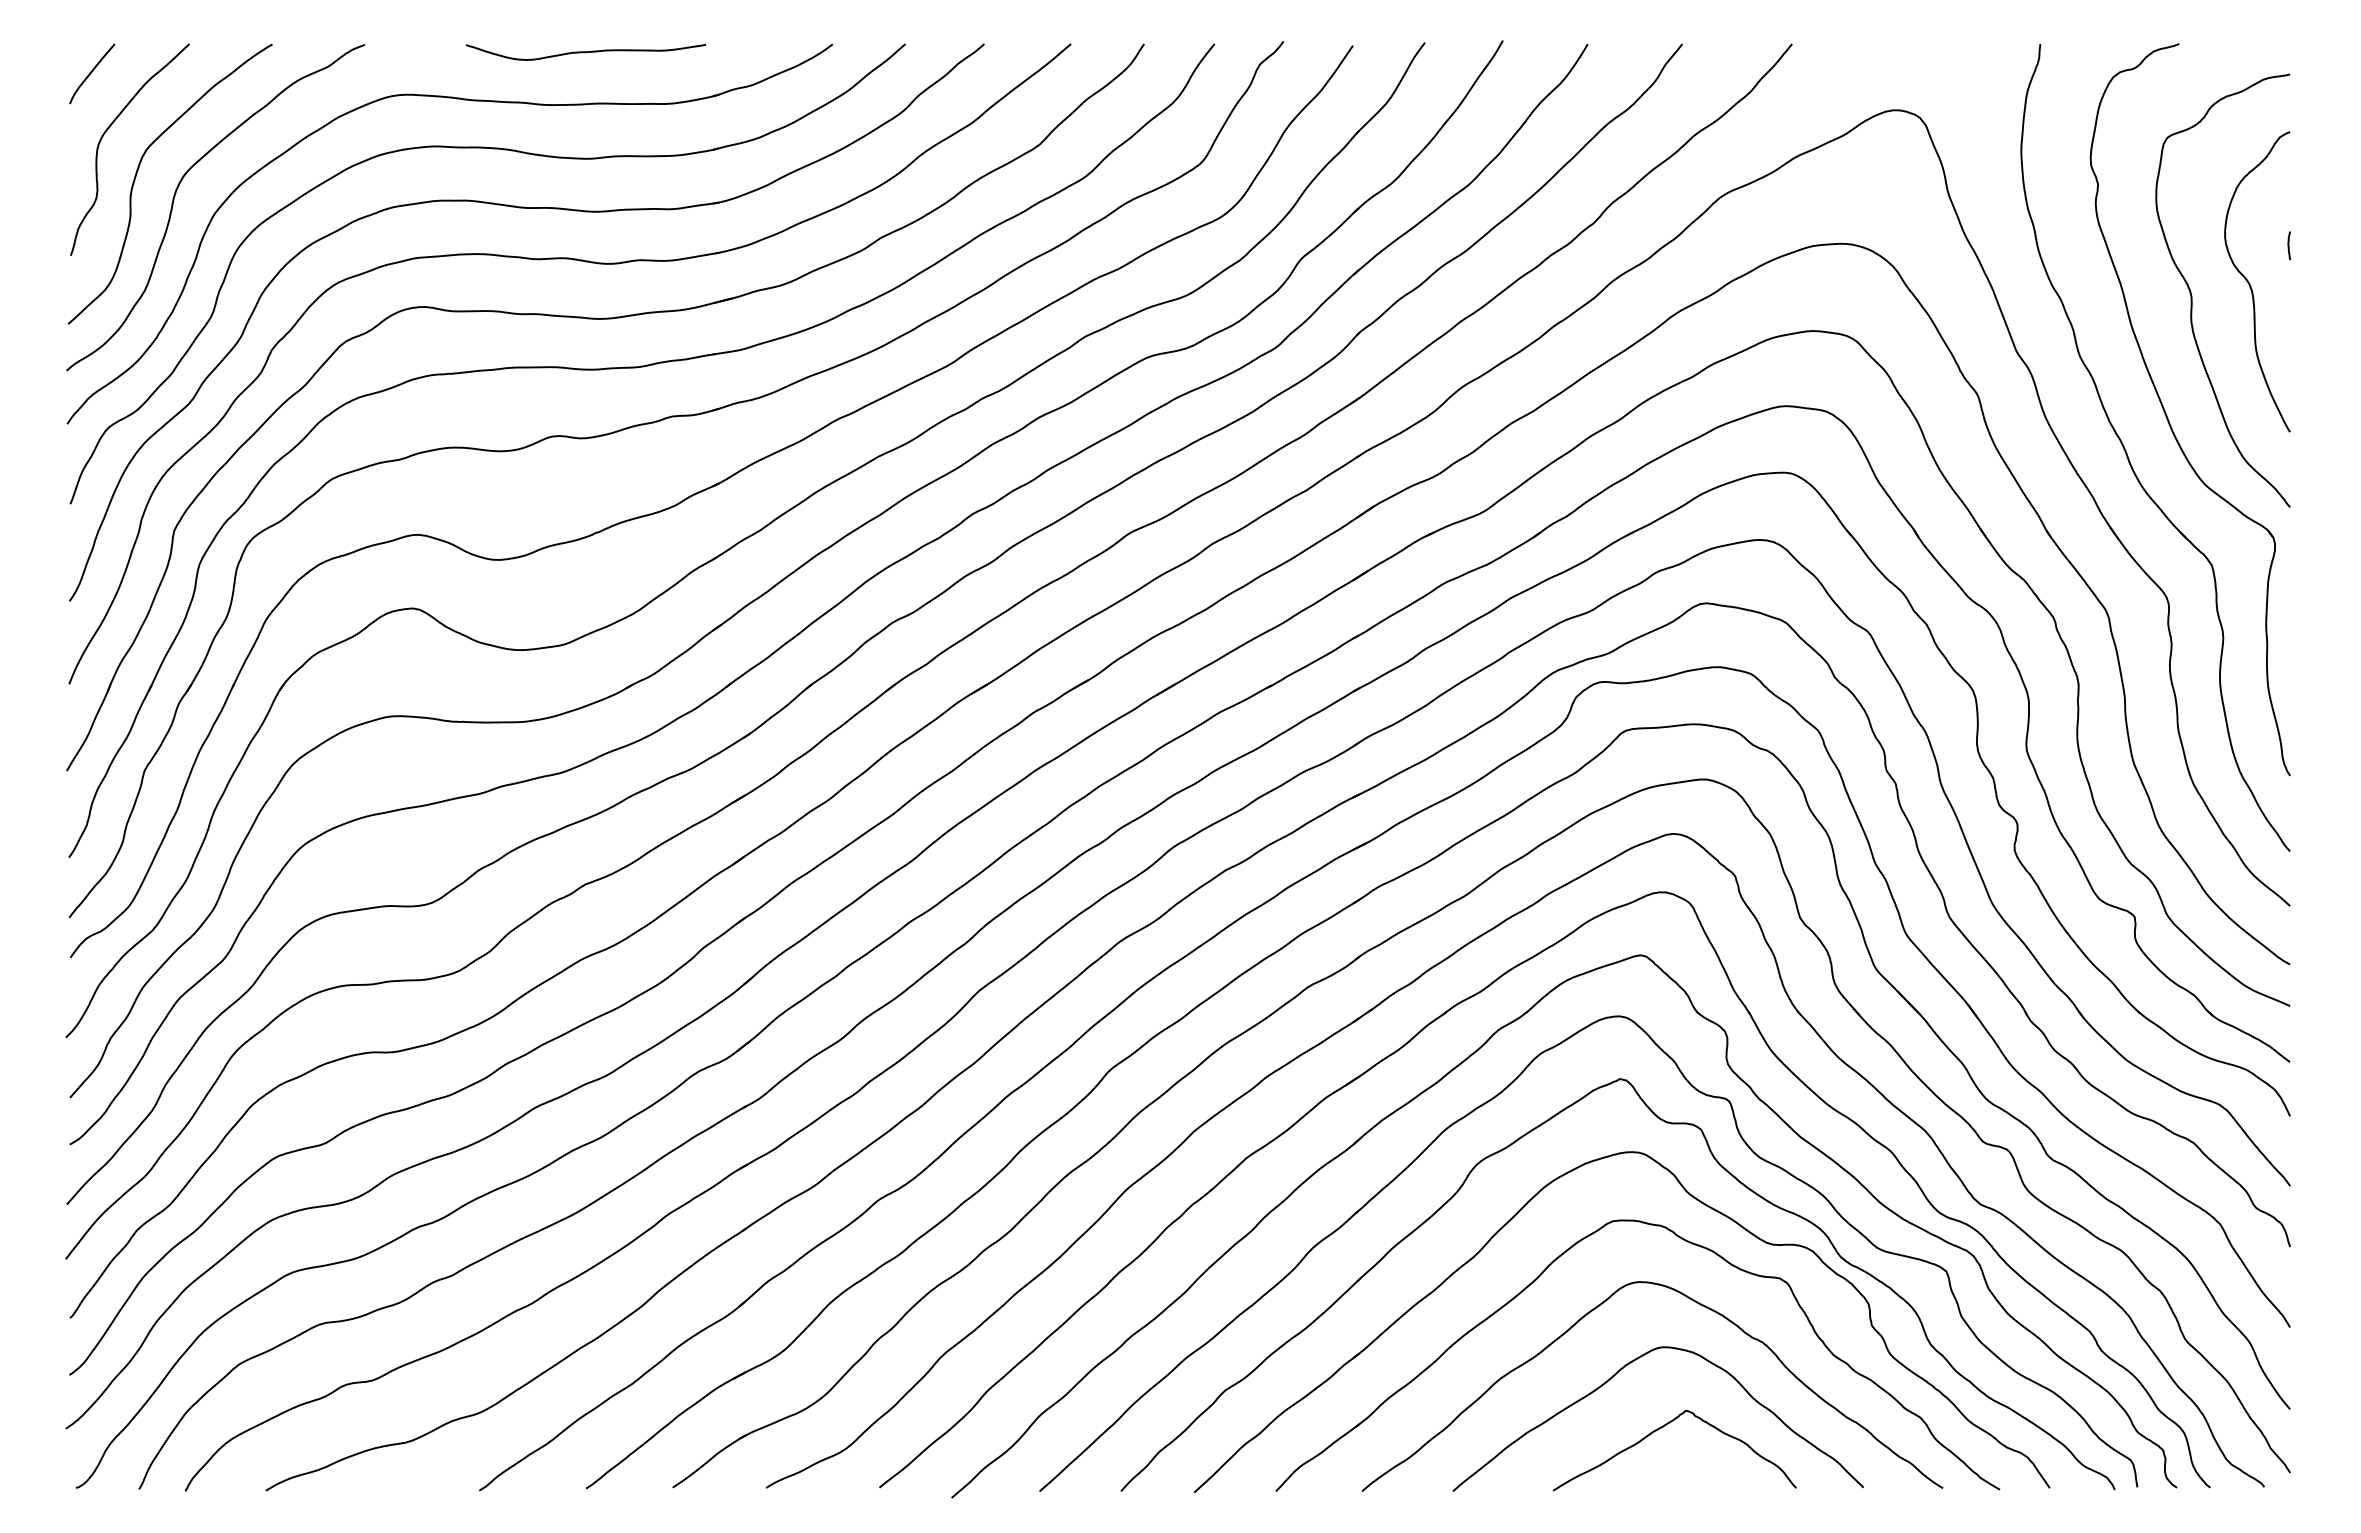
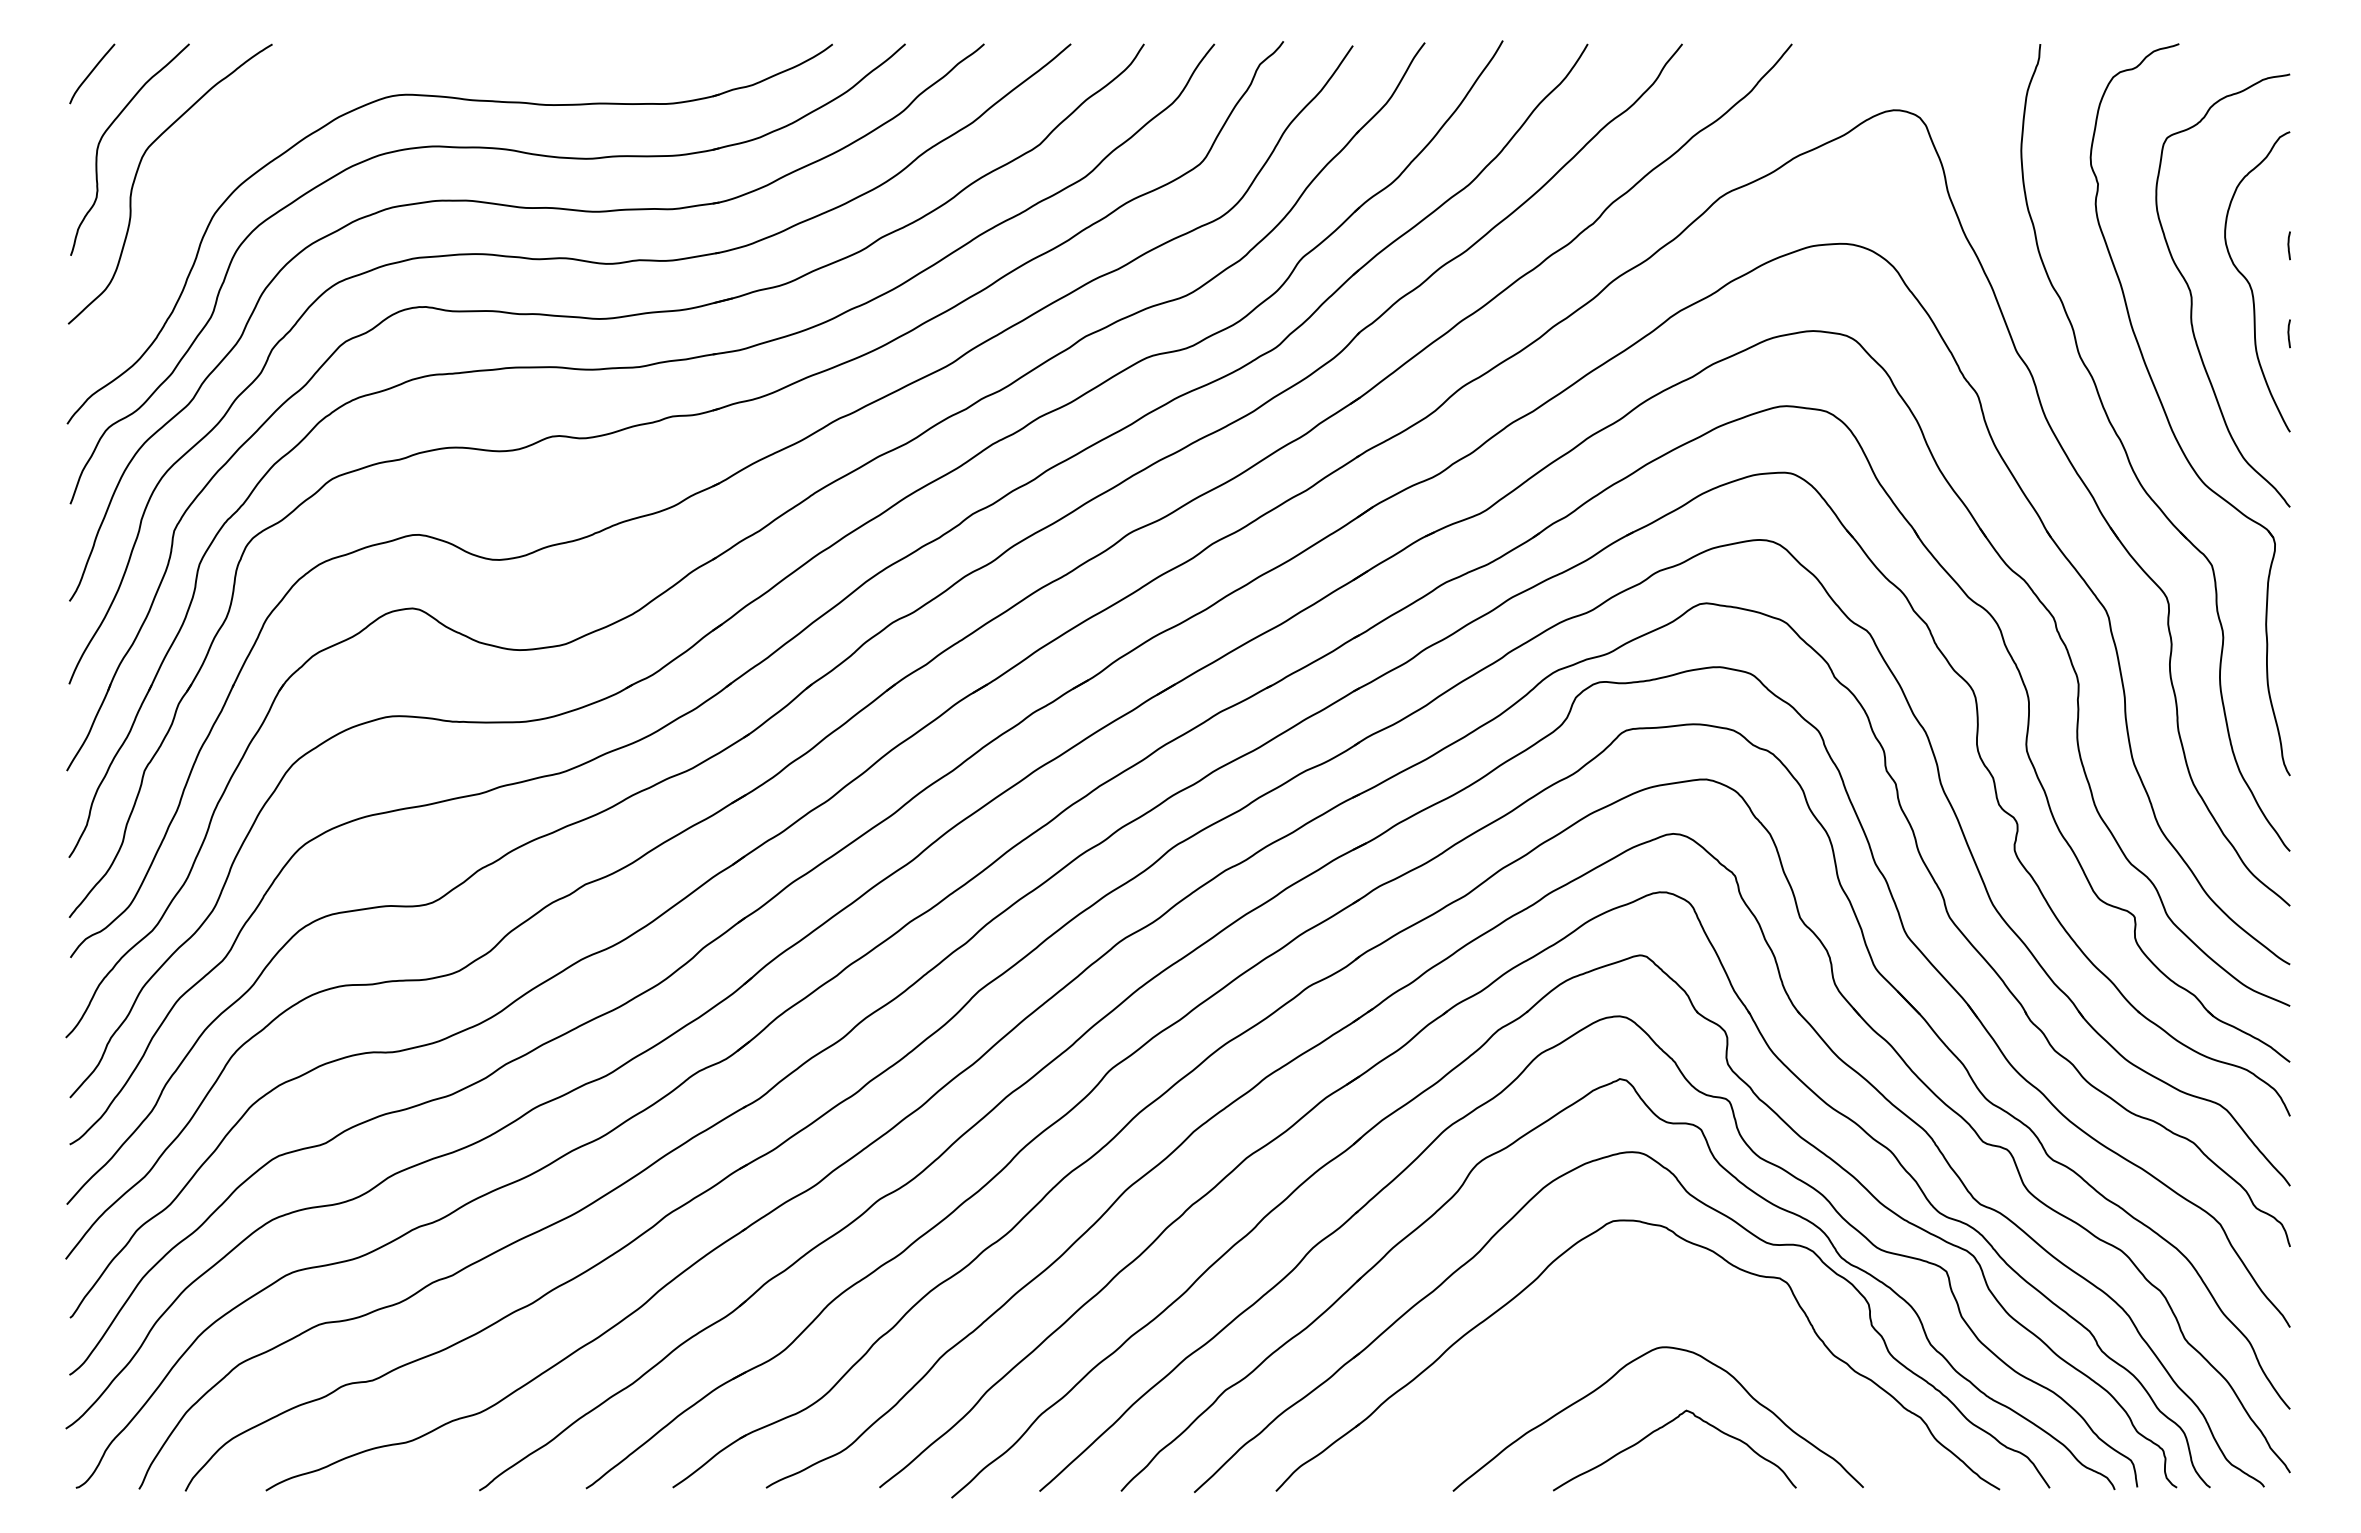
curve: present -> none (585, 52)
curve: present -> none (176, 193)
line: none -> present (2288, 333)
curve: present -> none (1696, 1303)
